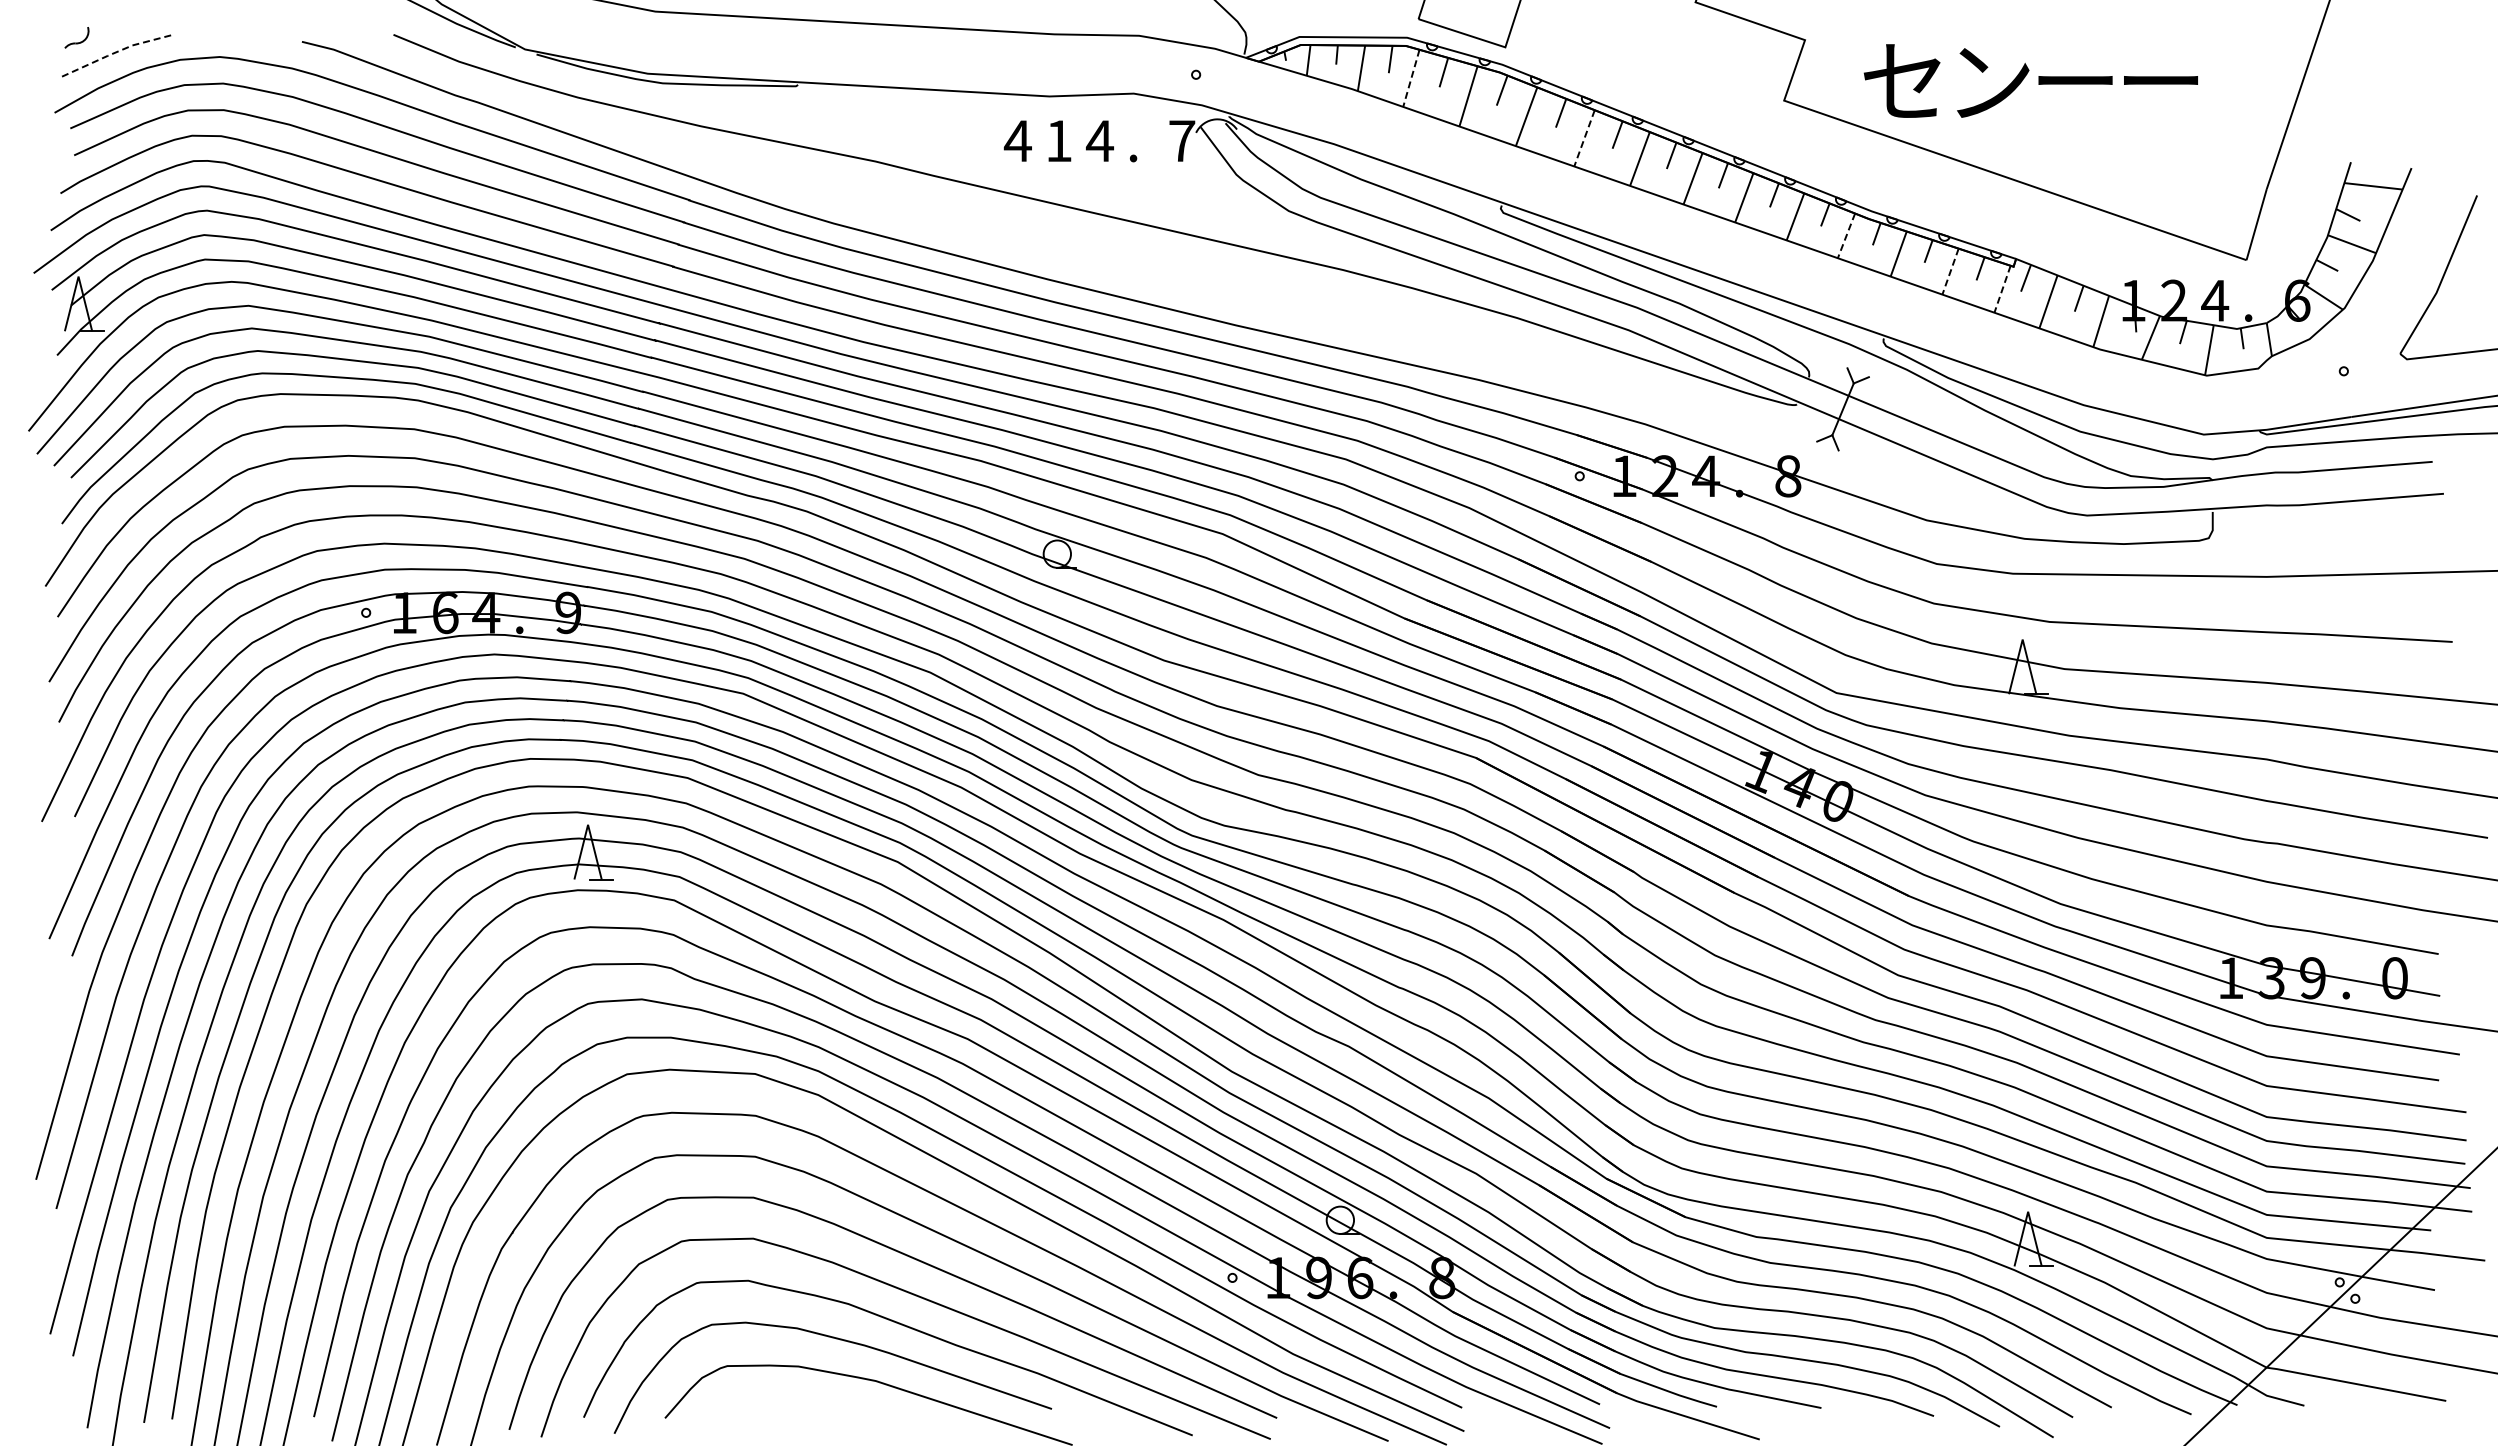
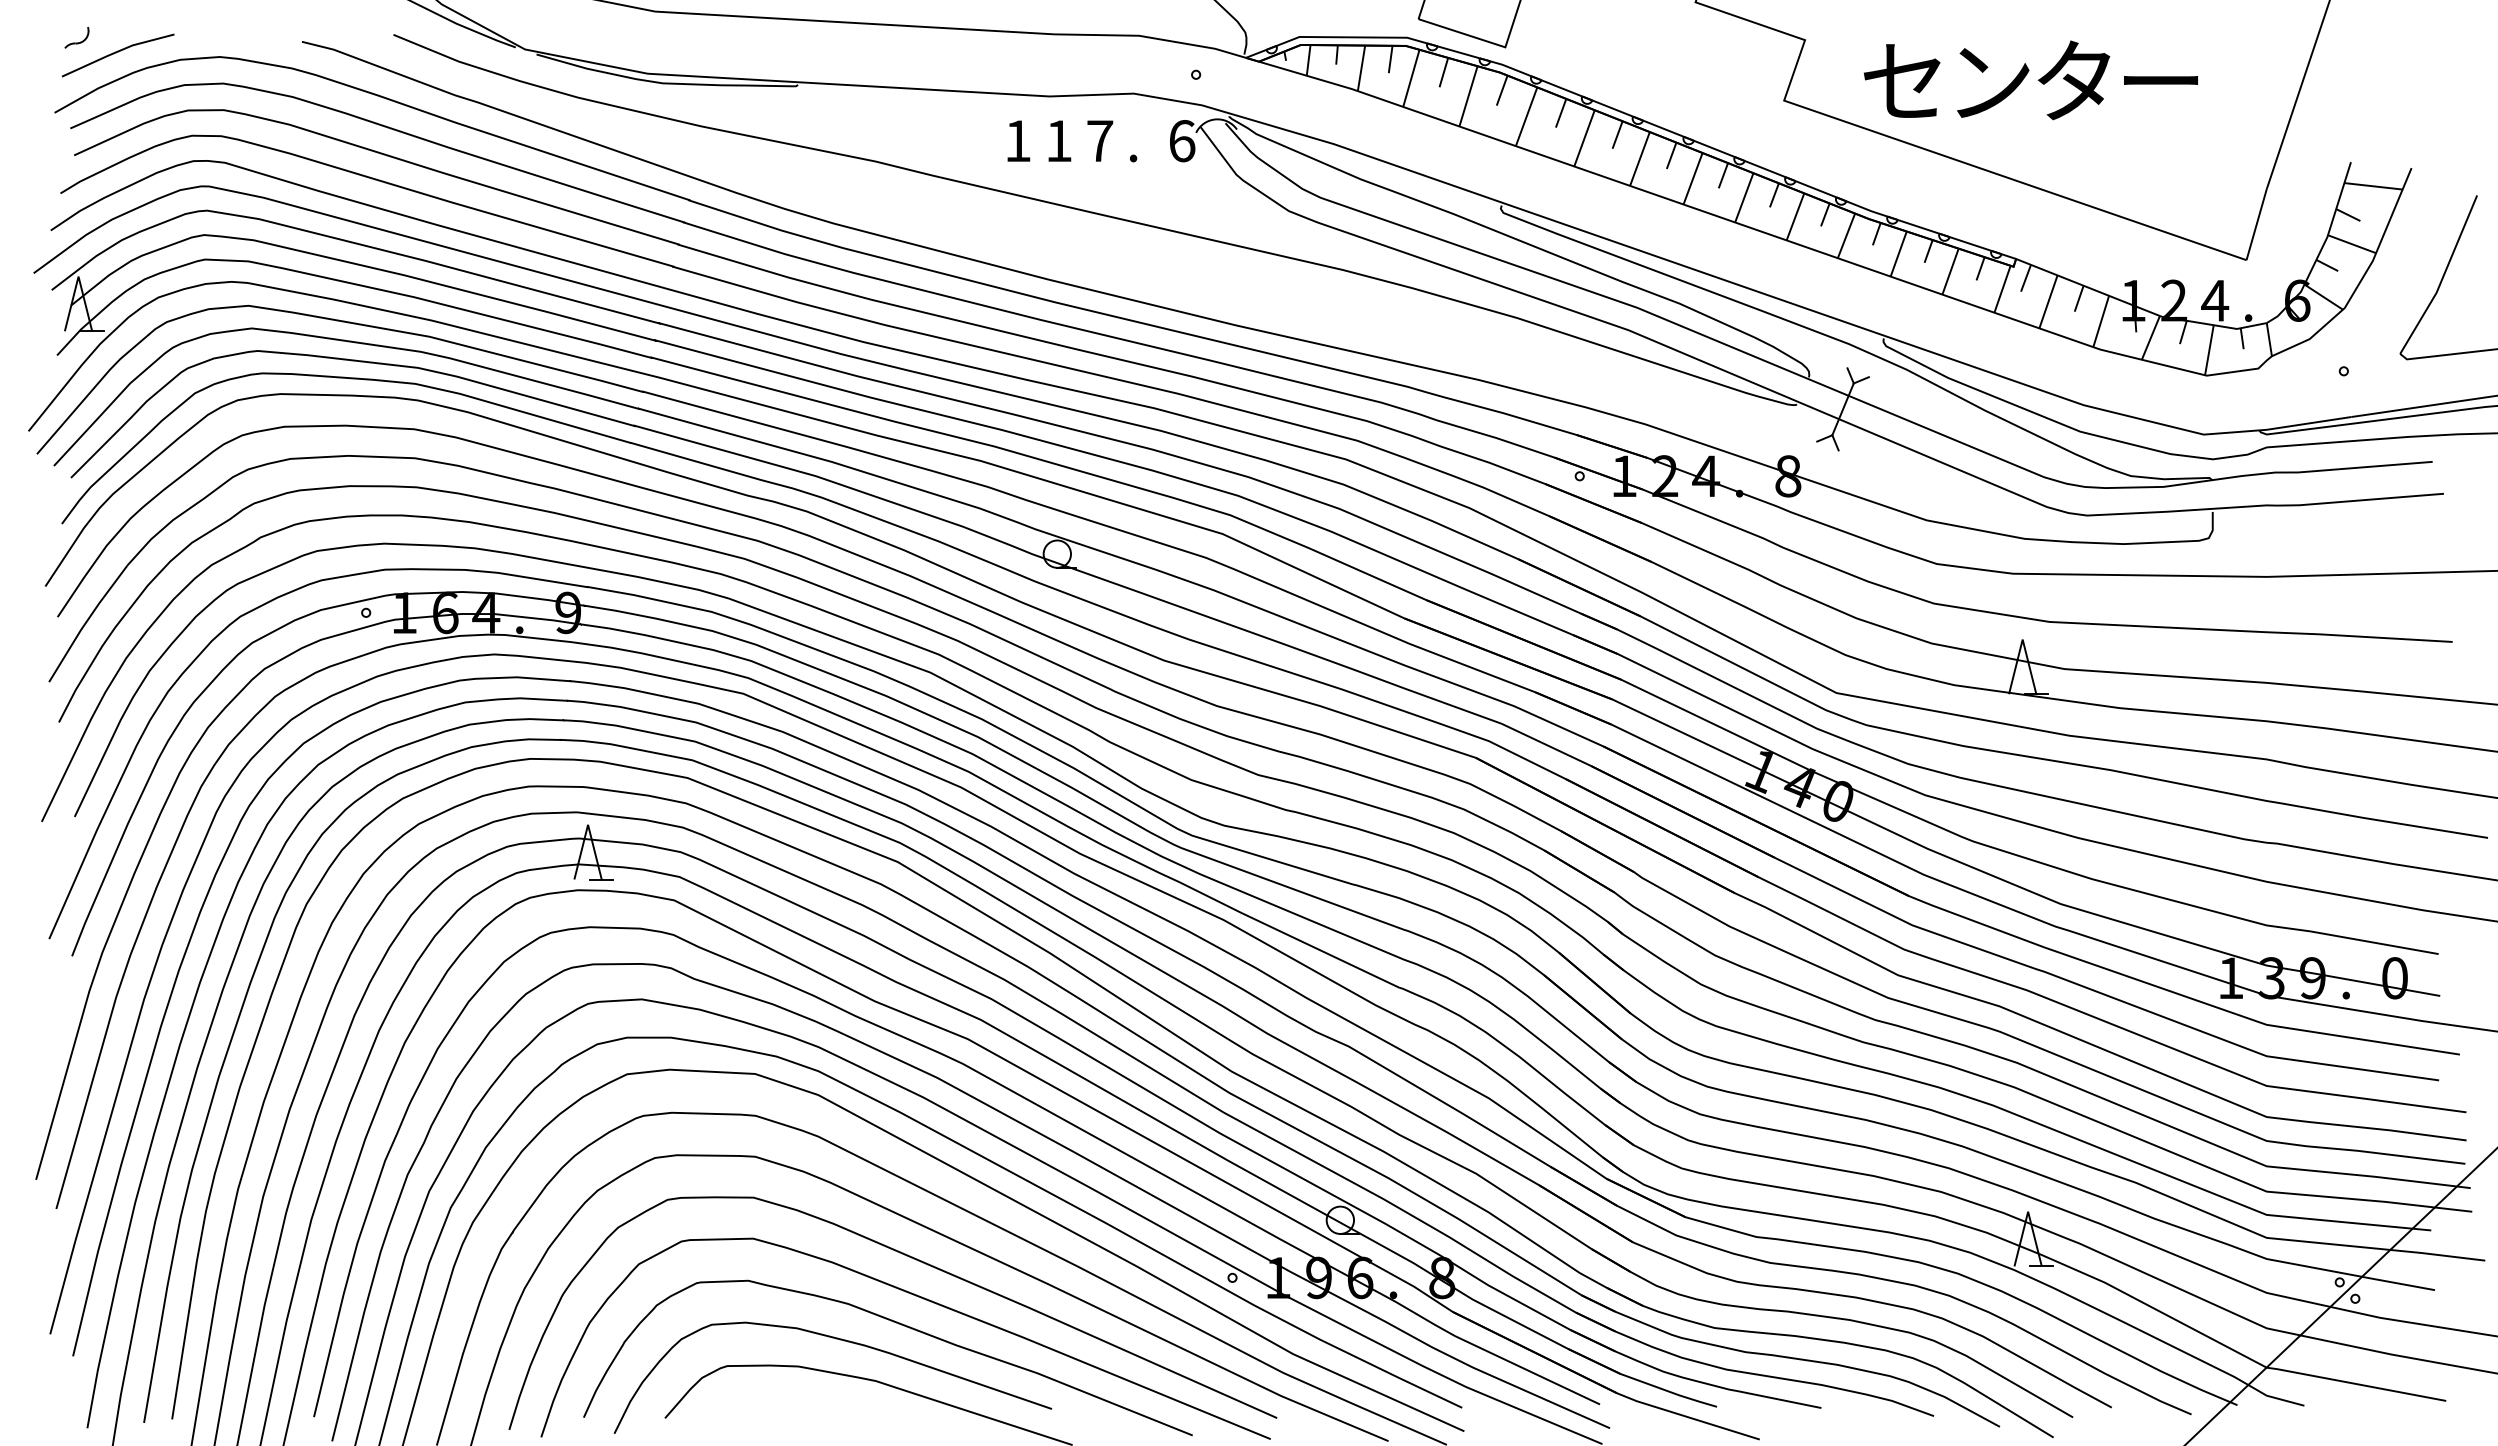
line: dashed -> solid (117, 51)
line: dashed -> solid (1411, 78)
text: ー -> タ (2074, 80)
line: dashed -> solid (1584, 138)
text: 4 -> 1 (1017, 140)
text: 4 -> 7 (1099, 140)
text: 7 -> 6 (1182, 141)
line: dashed -> solid (1846, 235)
line: dashed -> solid (1950, 272)
line: dashed -> solid (2002, 289)
